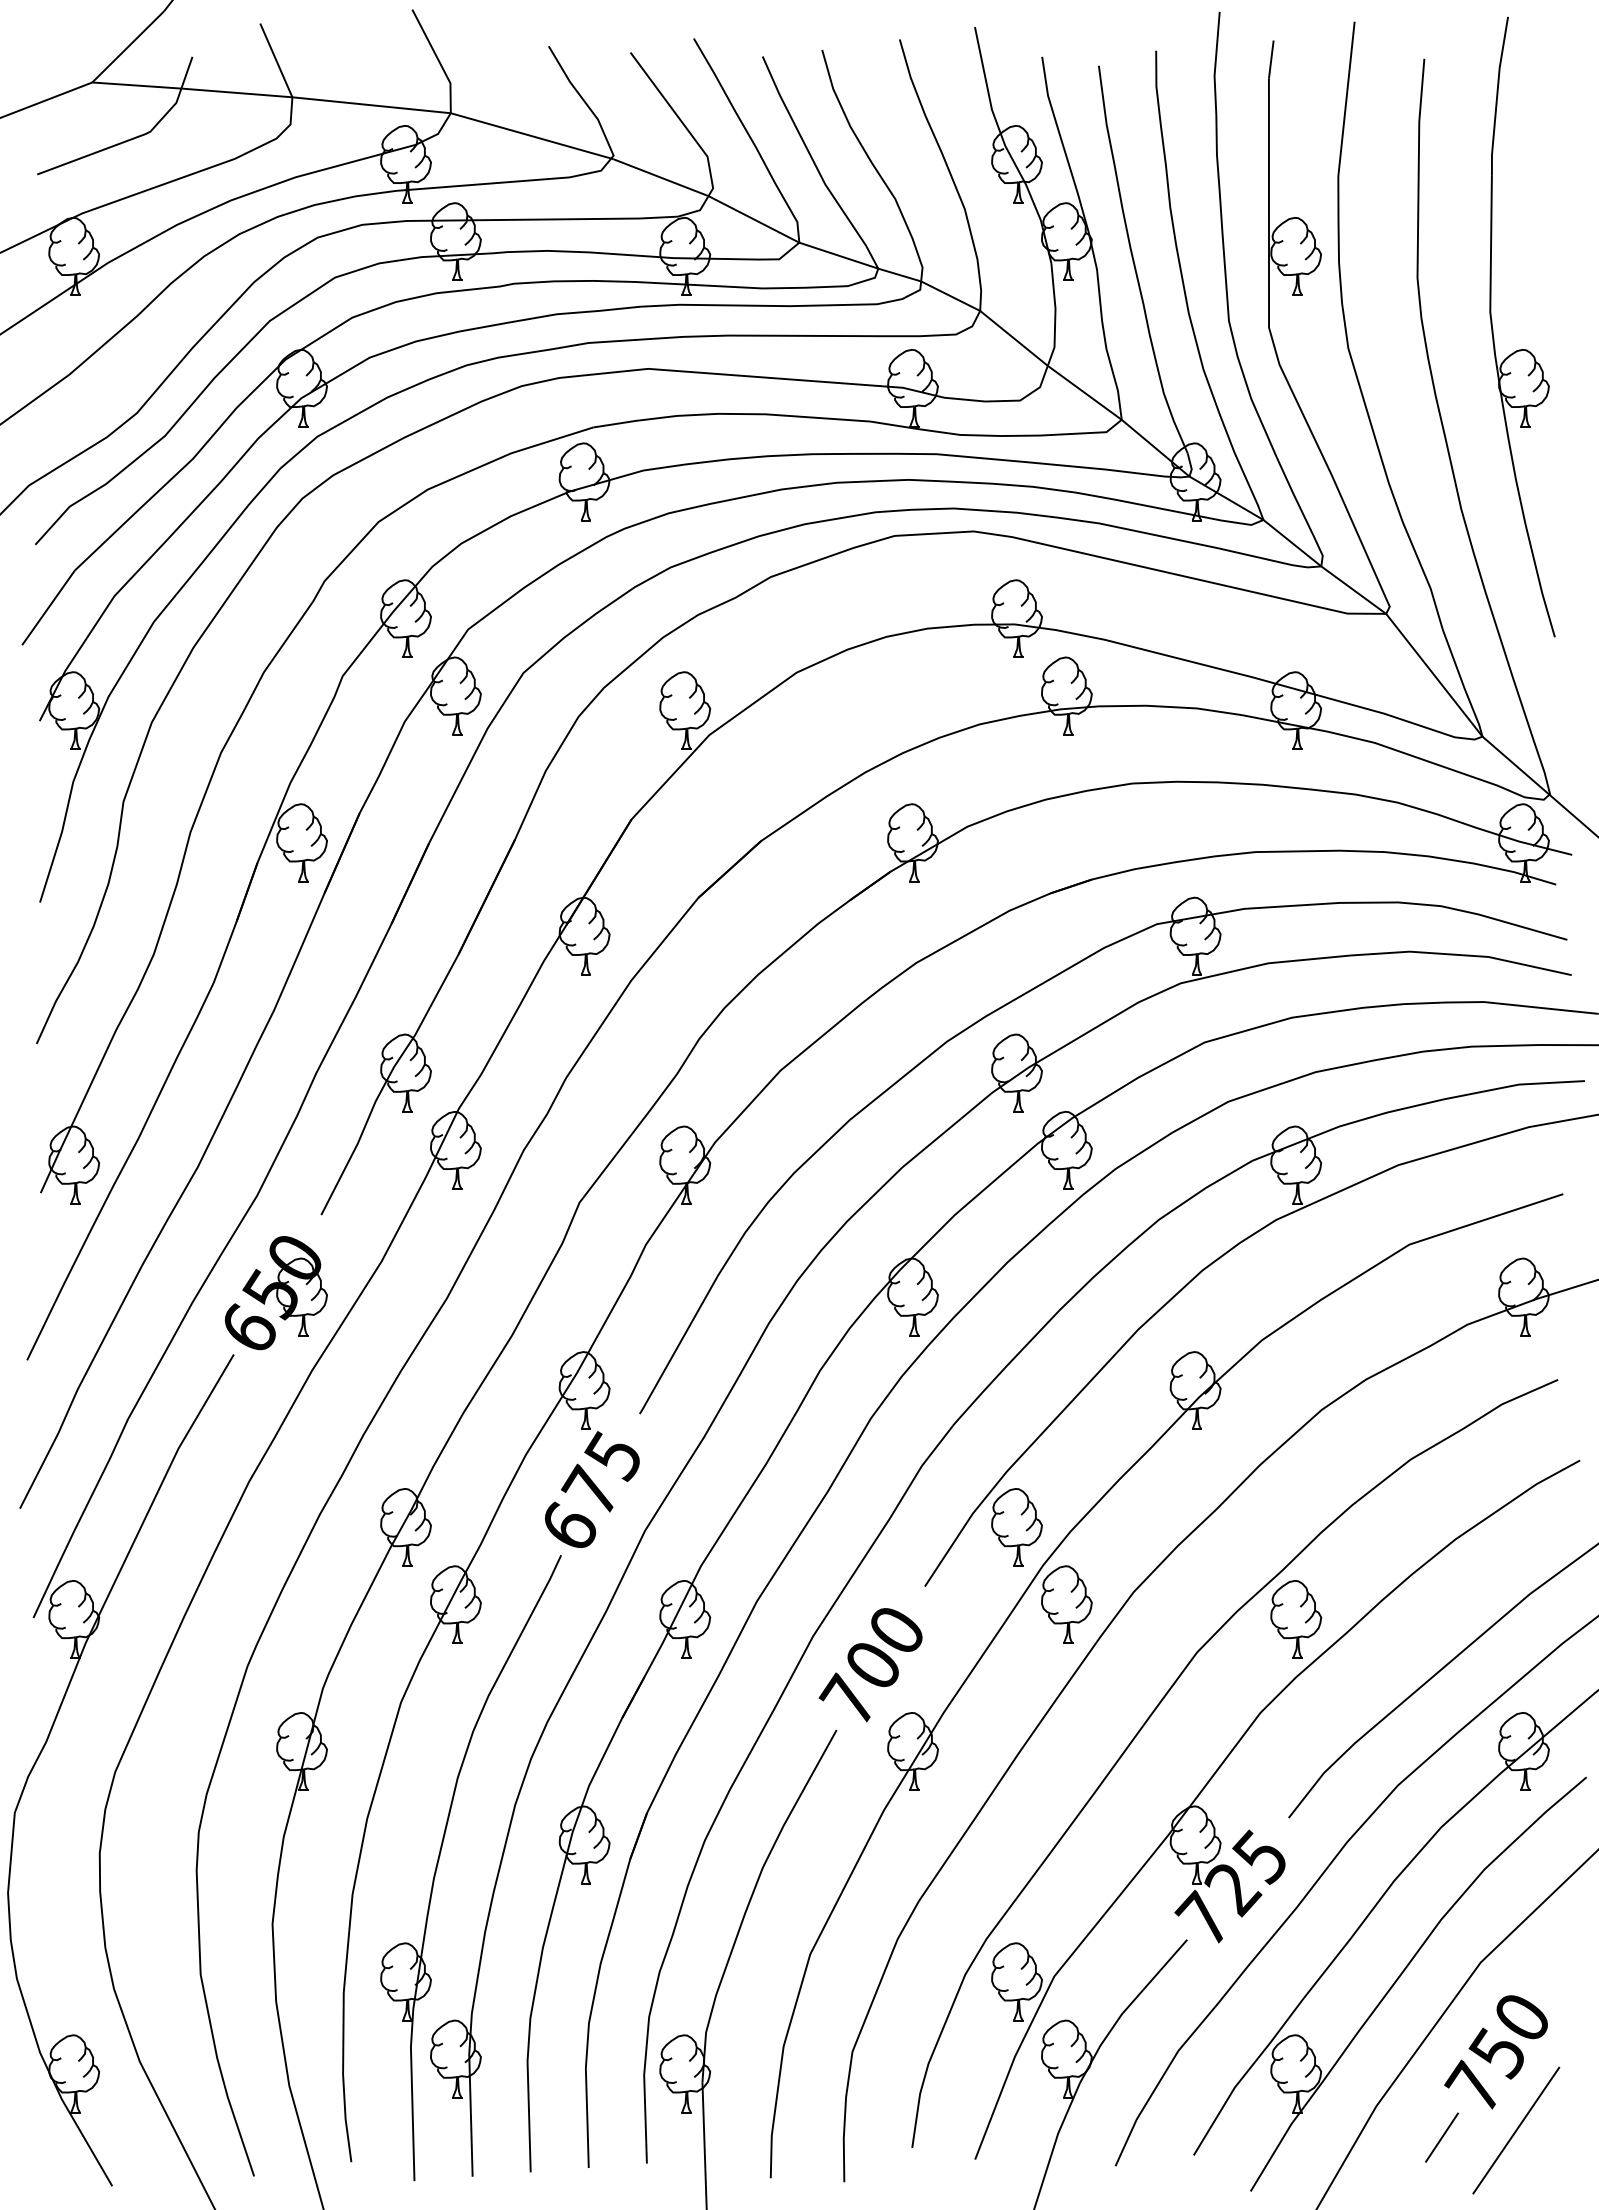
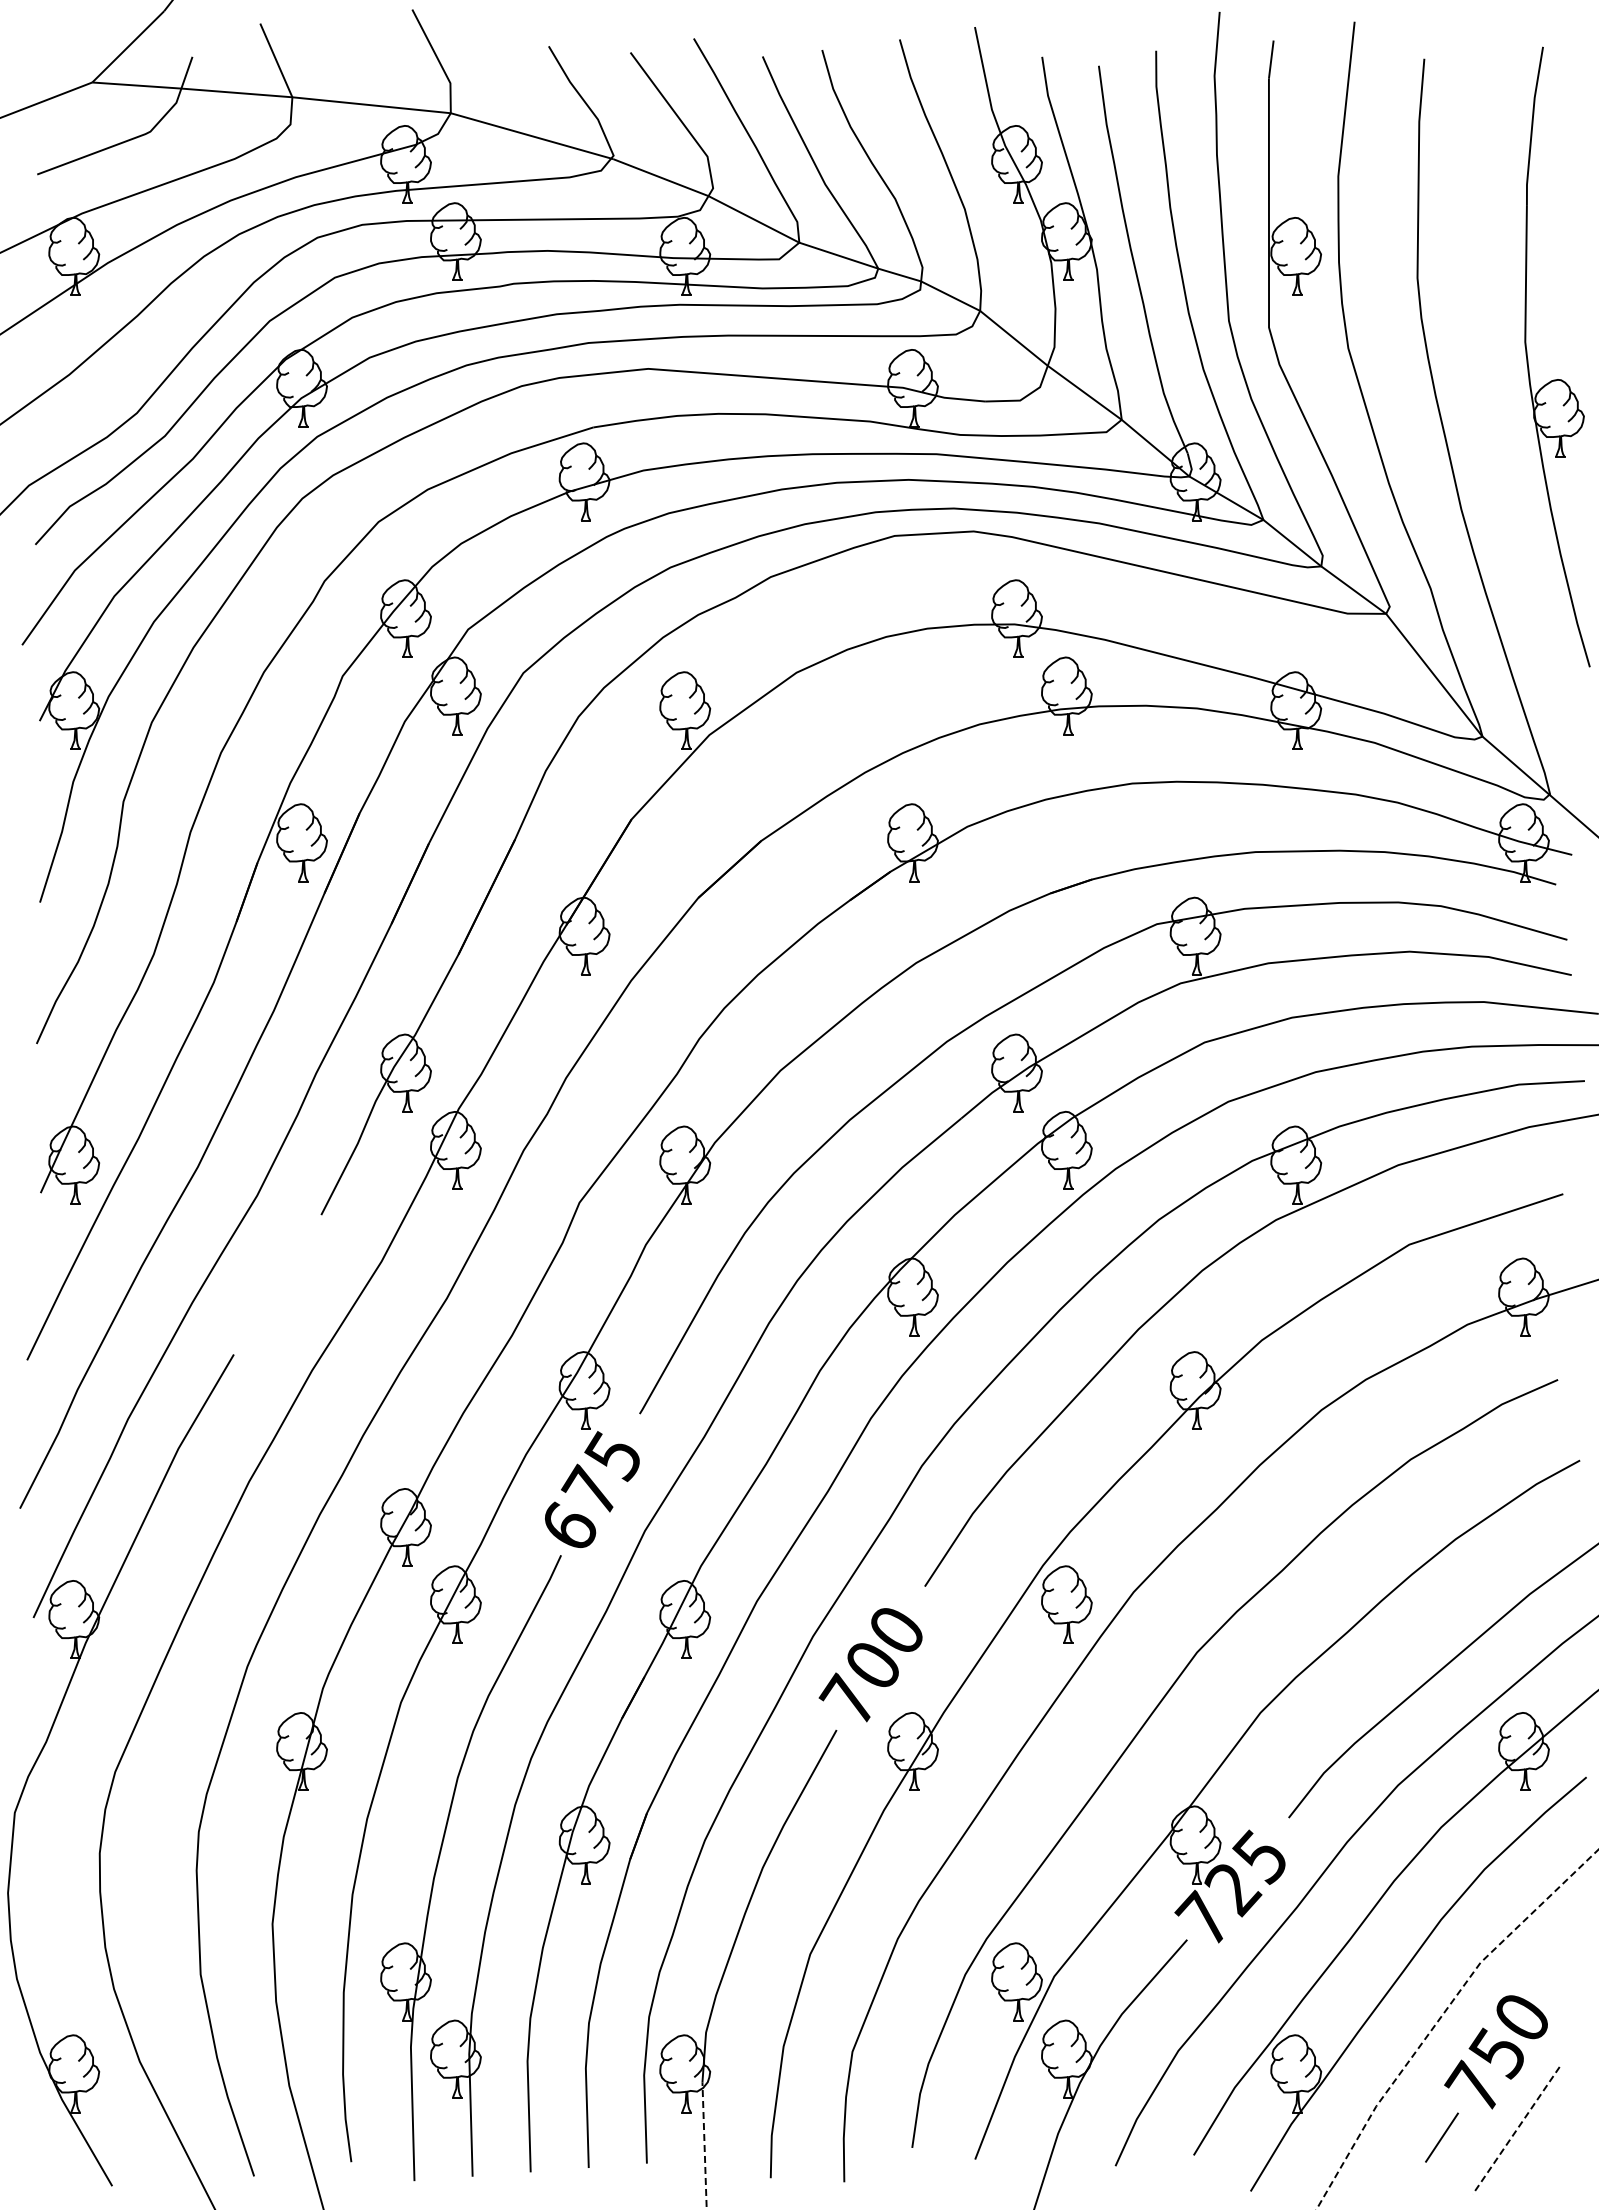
part position: (1522, 349) -> (1557, 379) (1557, 379)
part: present -> none (275, 1293)
part: present -> none (1016, 1527)
part: present -> none (1296, 1619)
line: solid -> dashed (1441, 2016)
line: solid -> dashed (1516, 2130)
line: solid -> dashed (704, 2146)
